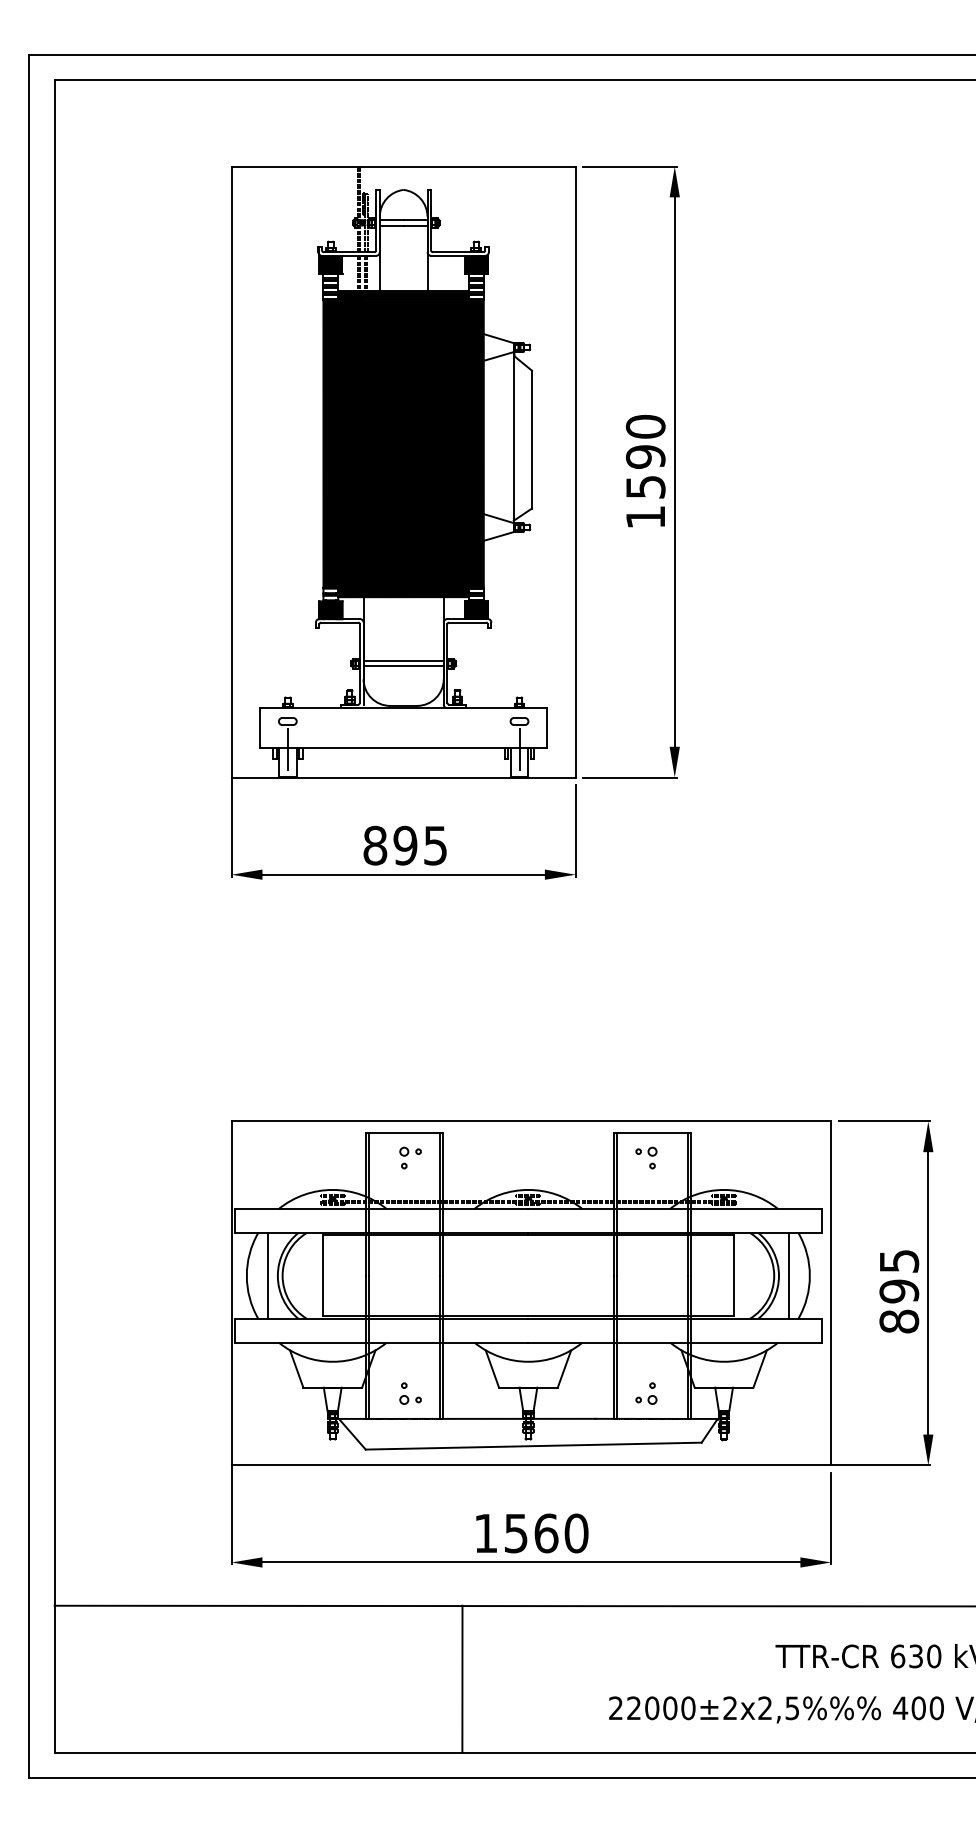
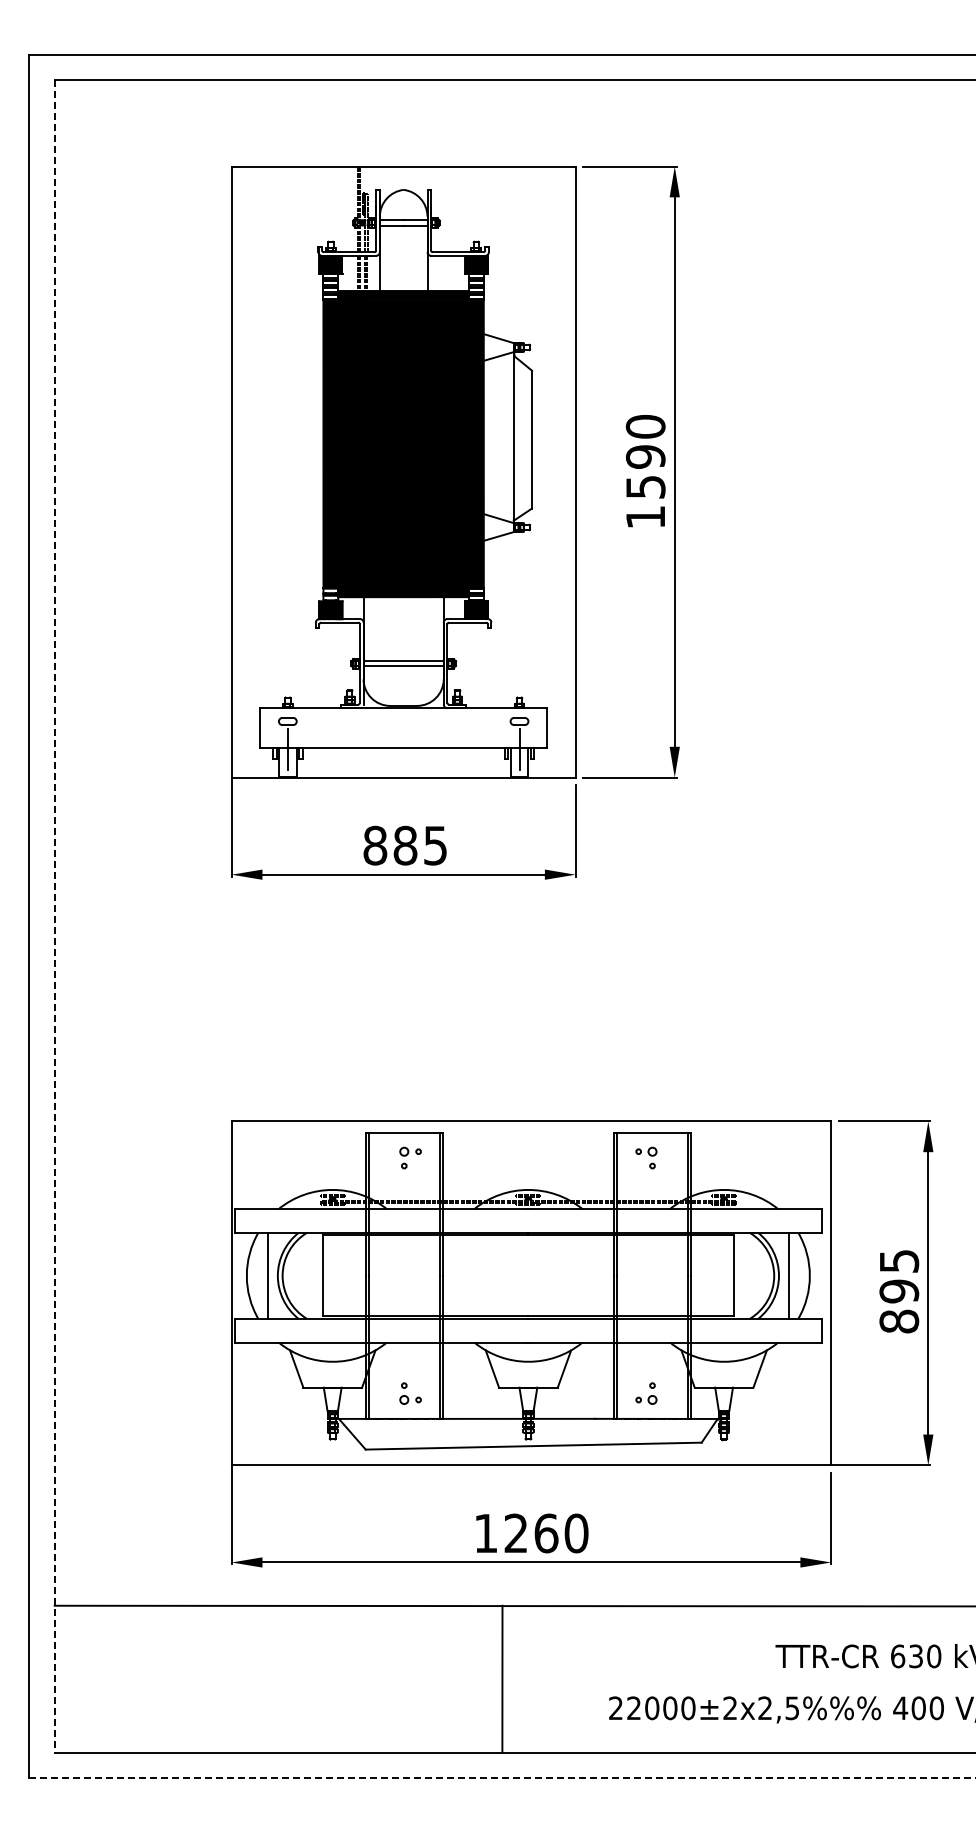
text: 895 -> 885 (405, 845)
line: solid -> dashed (54, 916)
text: 1560 -> 1260 (515, 1533)
line position: (462, 1678) -> (502, 1678) (502, 1678)
line: solid -> dashed (502, 1778)
